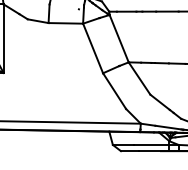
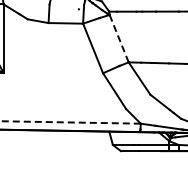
line: solid -> dashed (119, 38)
line: solid -> dashed (69, 122)
